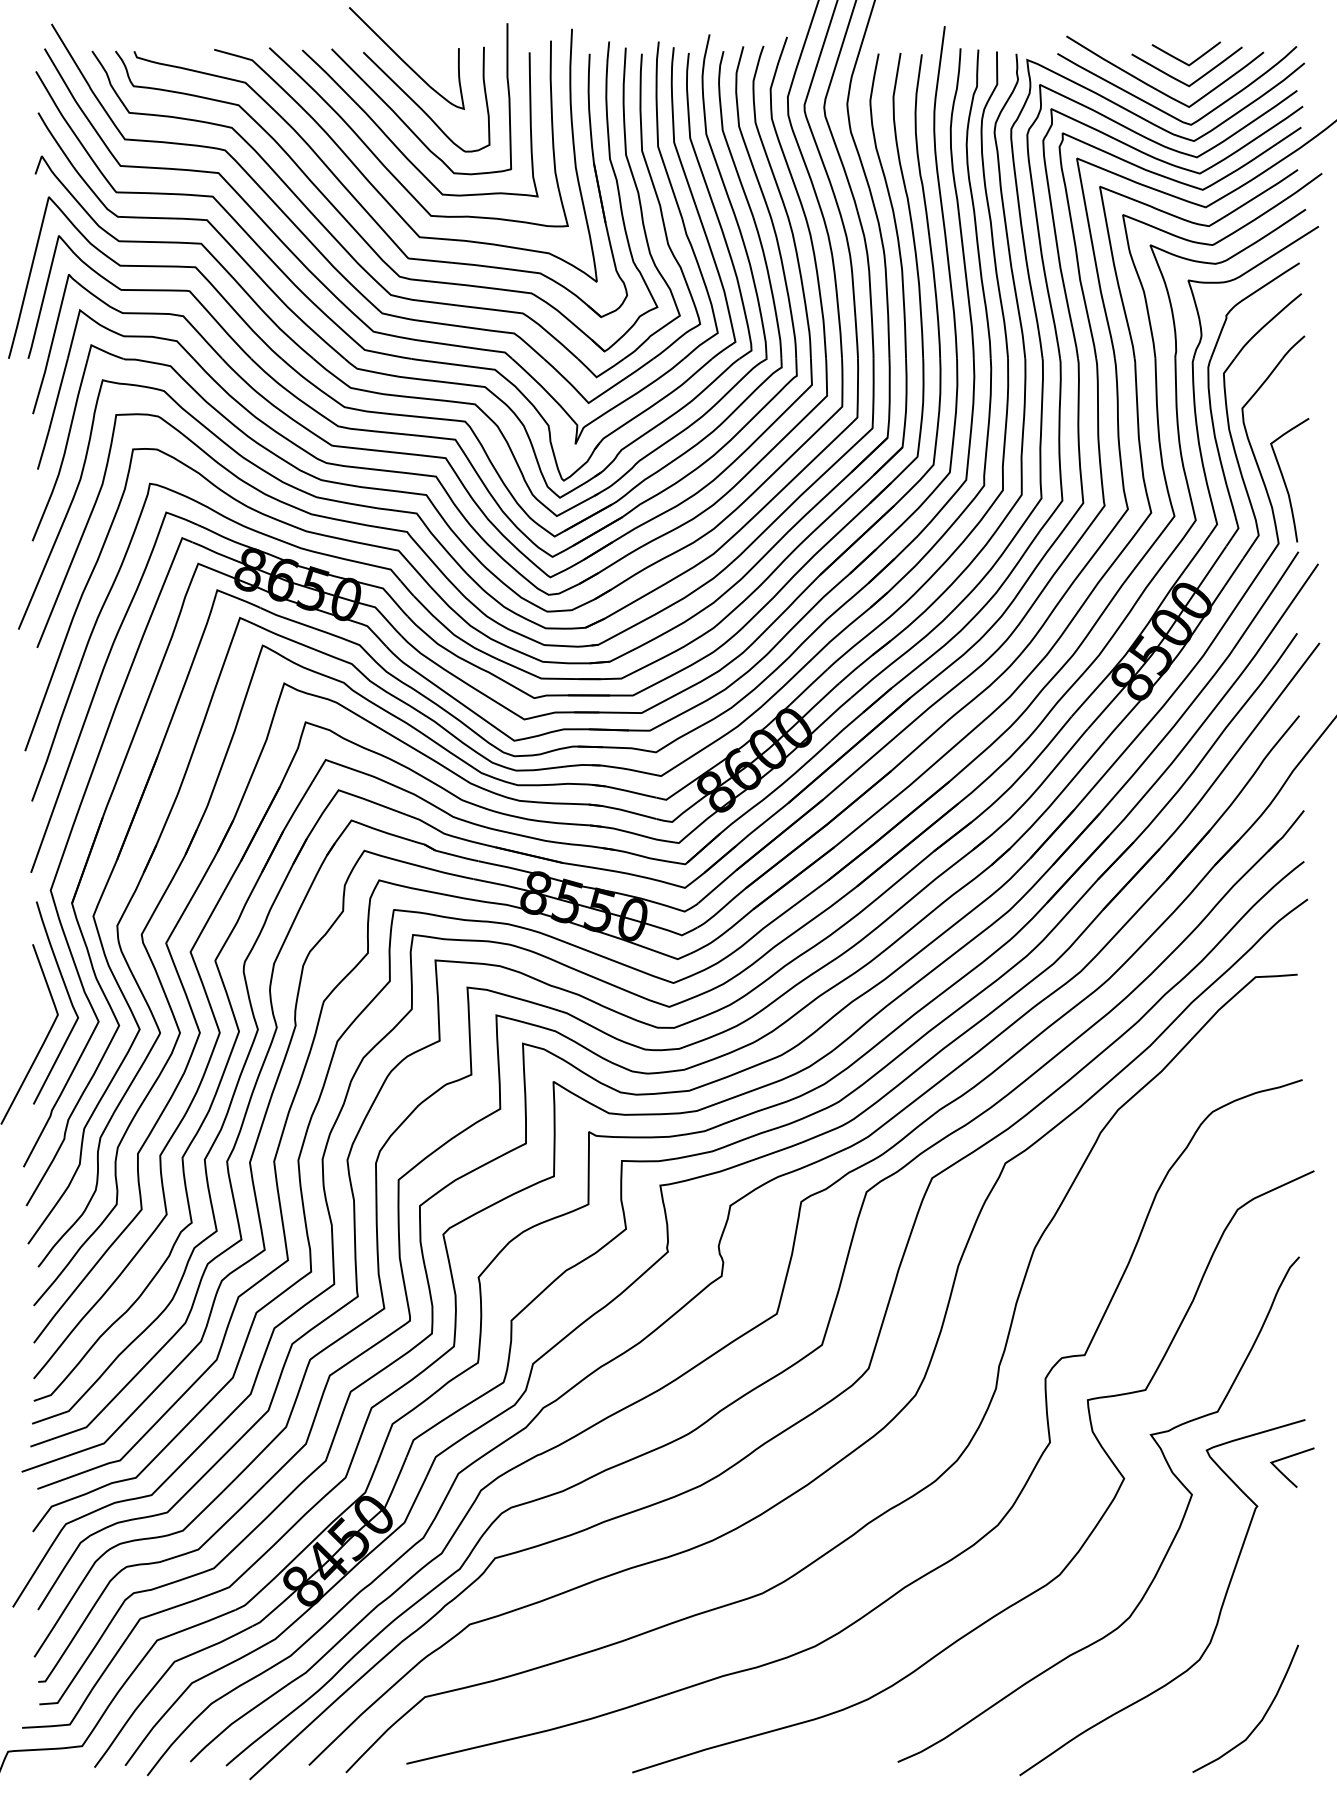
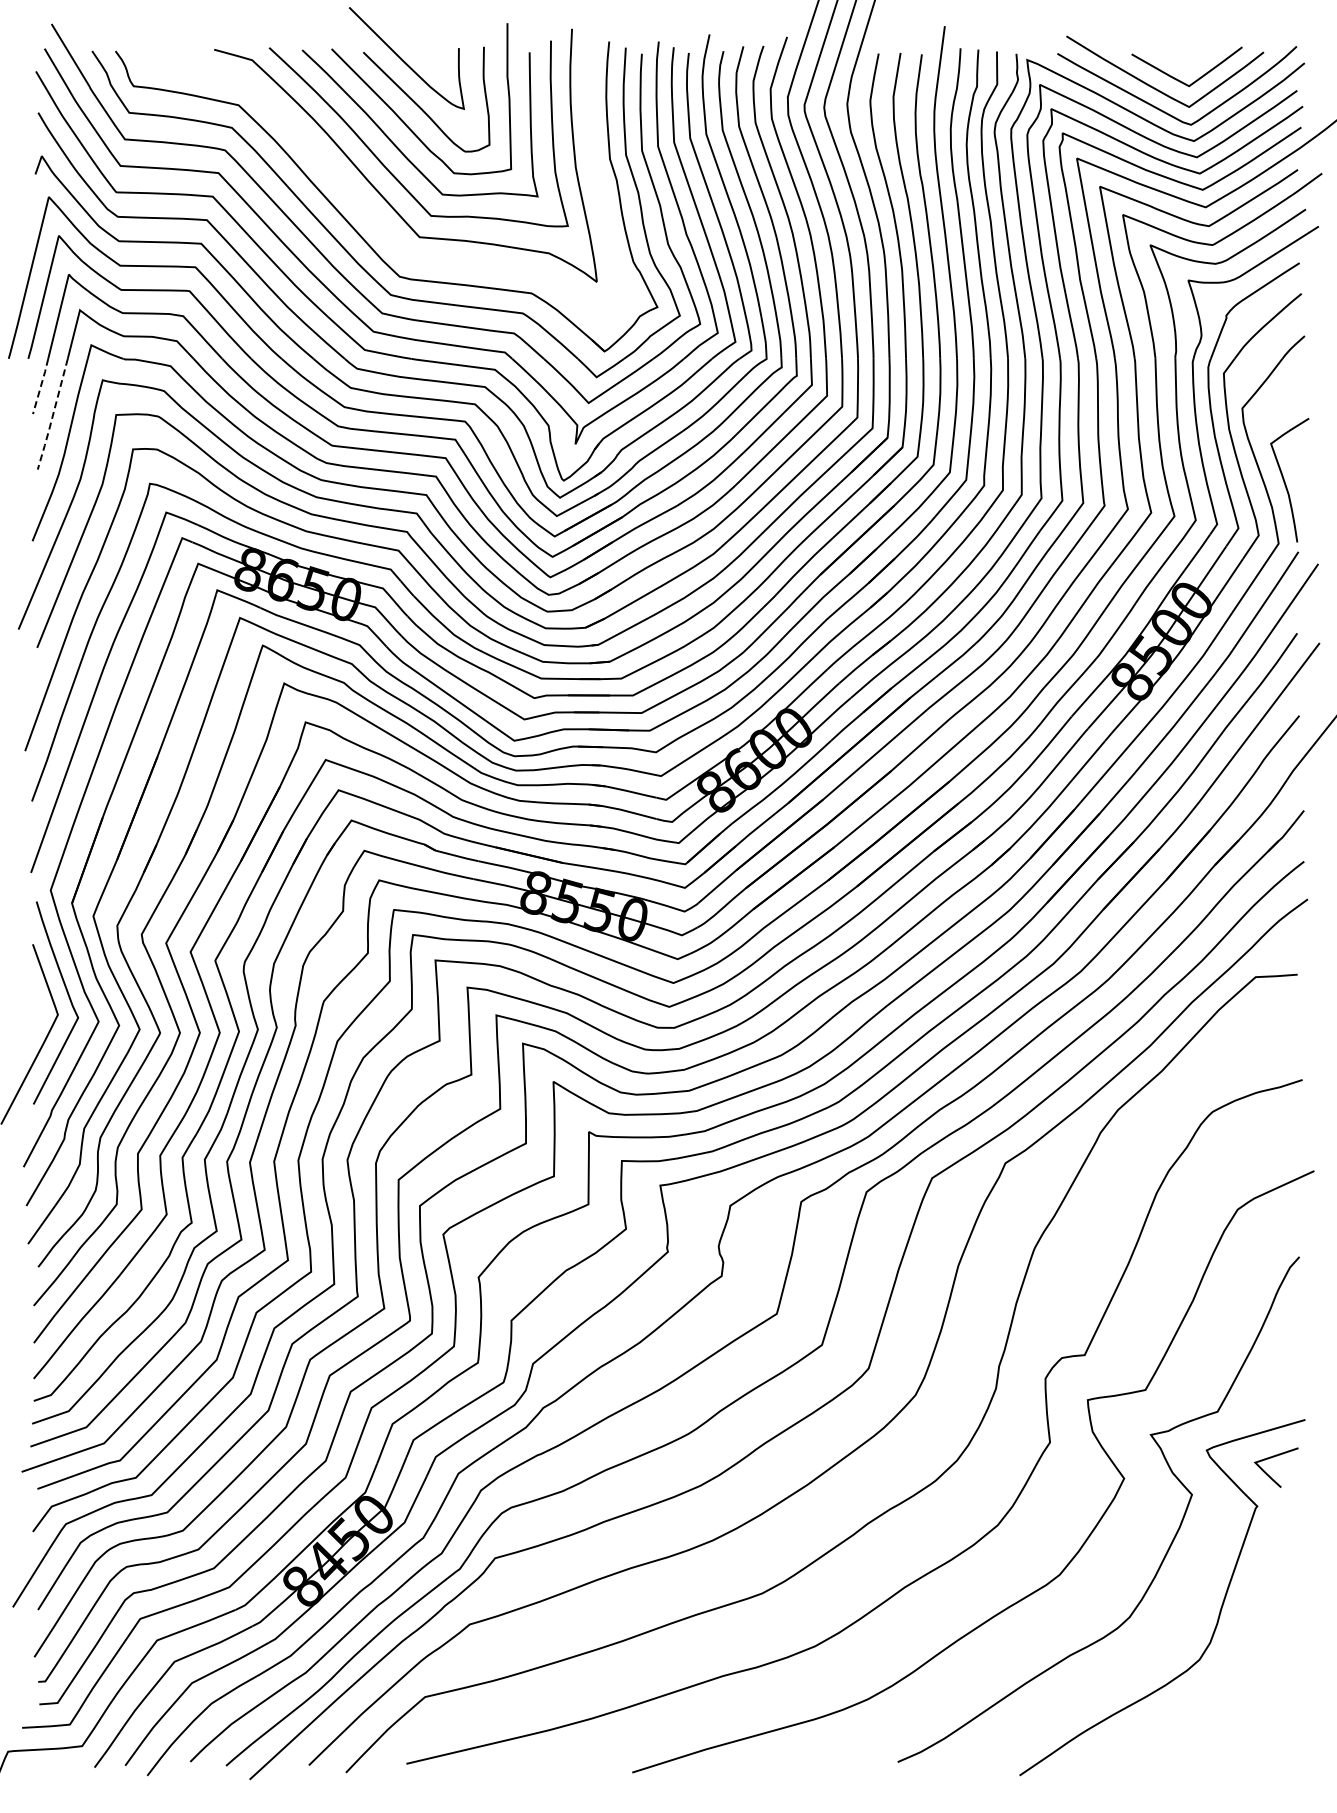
curve: present -> none (1182, 60)
part: present -> none (357, 199)
line: solid -> dashed (41, 385)
line: solid -> dashed (52, 416)
line position: (1290, 1457) -> (1274, 1457) (1274, 1457)
curve: present -> none (1261, 1718)
